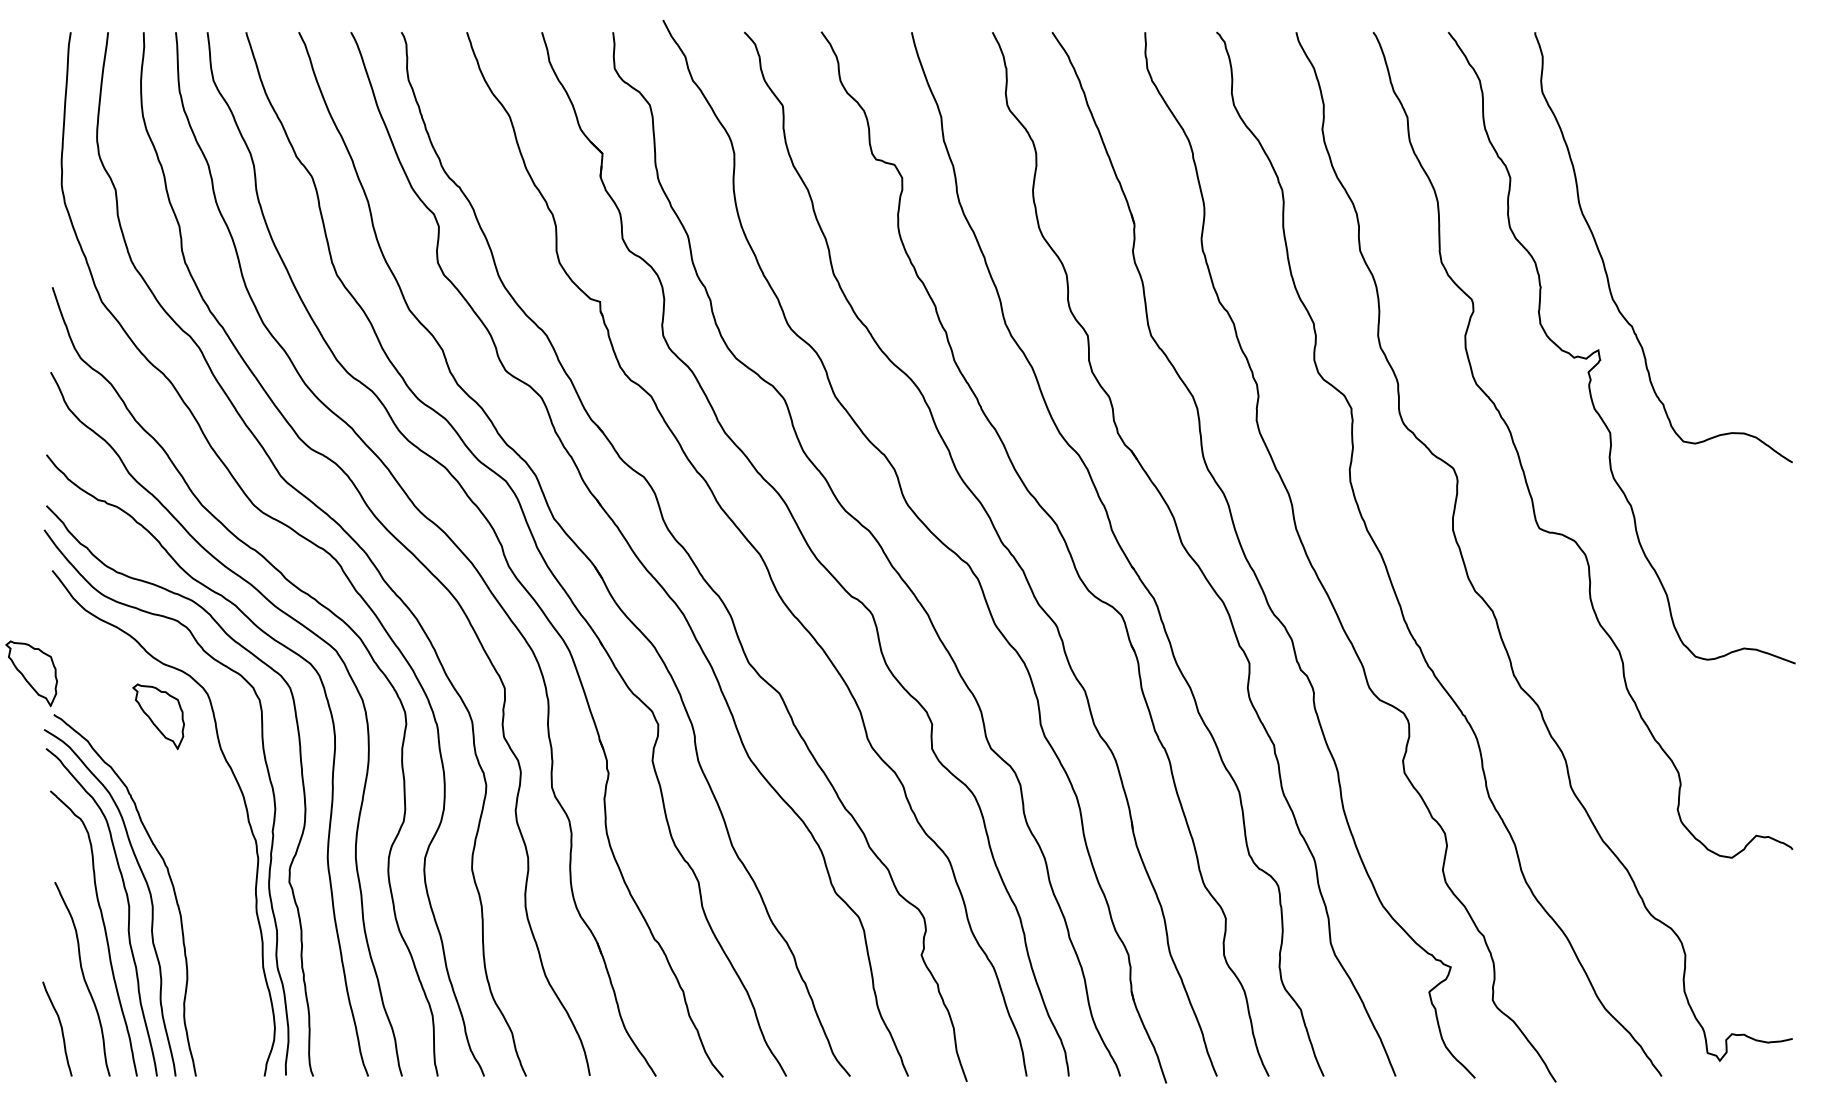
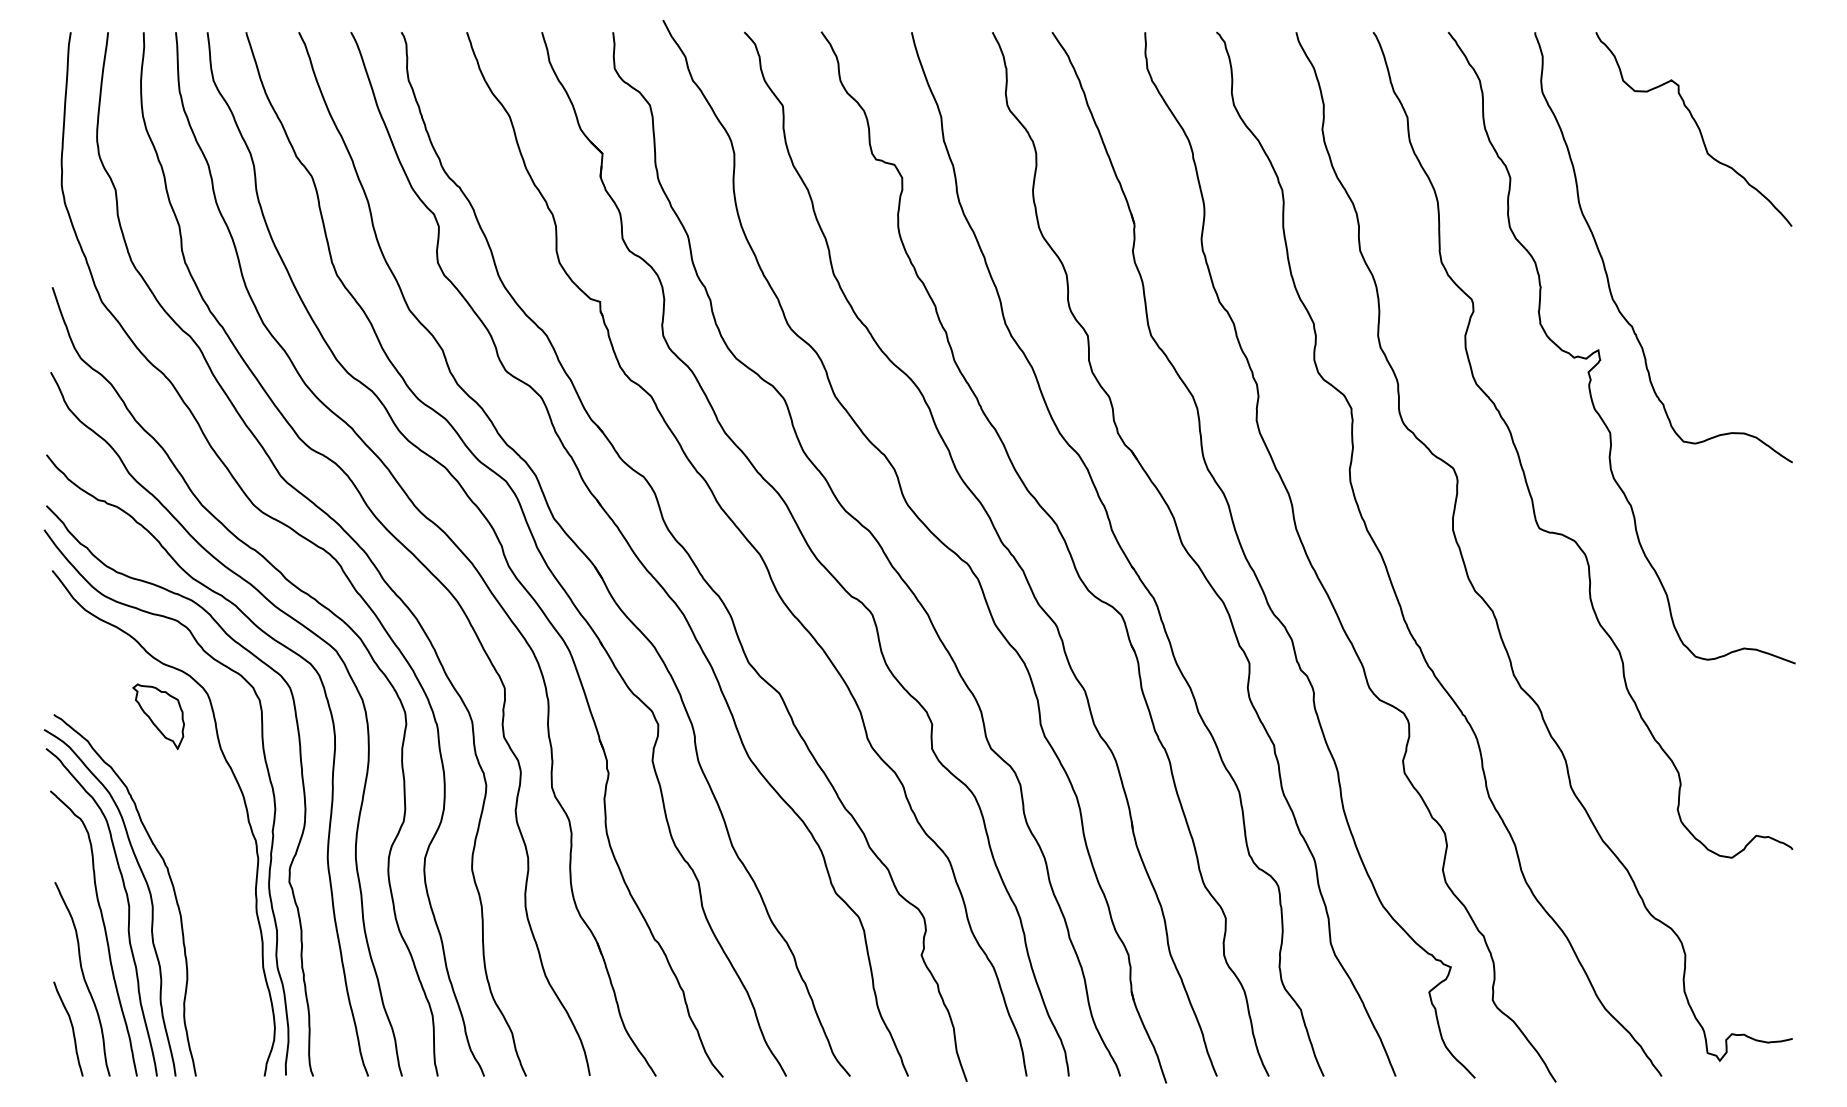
curve: none -> present (1696, 126)
part: present -> none (31, 673)
curve position: (60, 1027) -> (71, 1027) (71, 1027)
